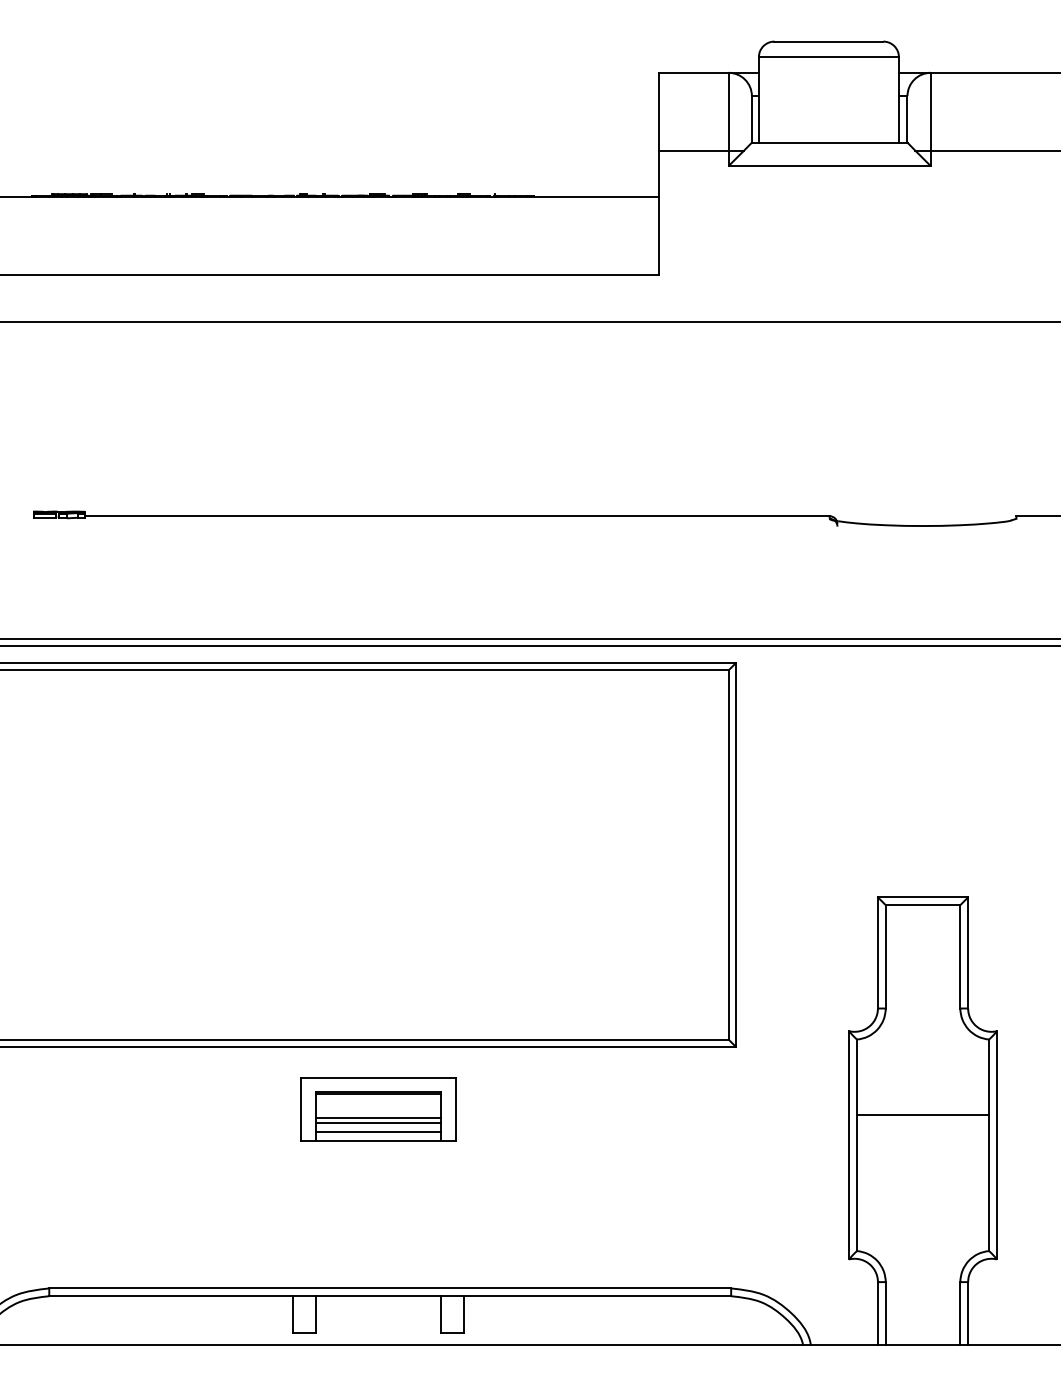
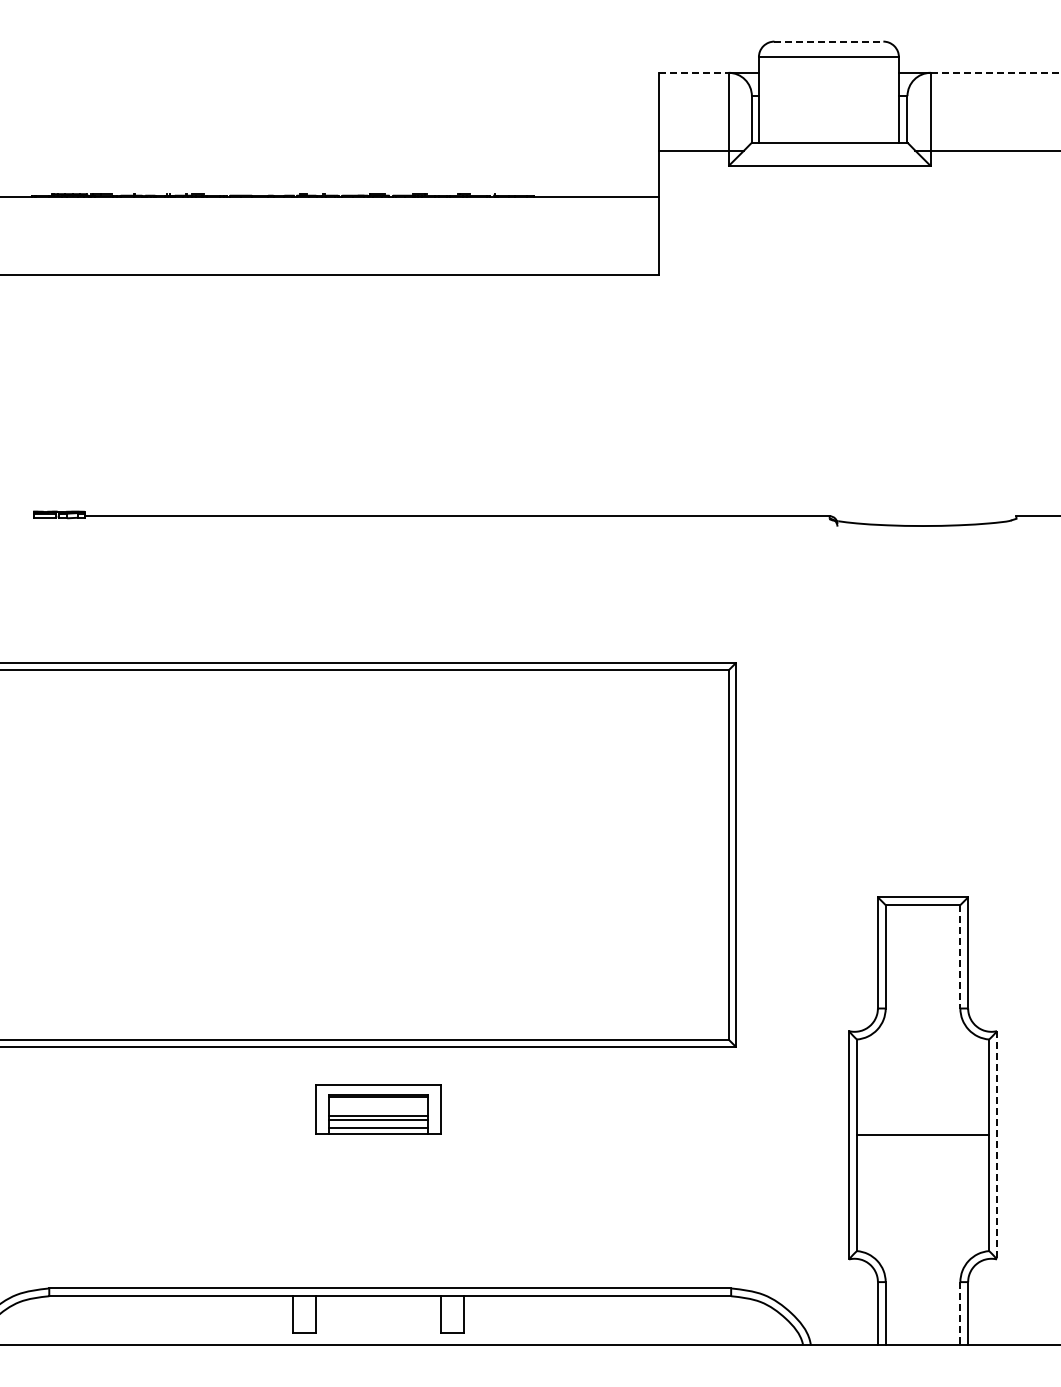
line: solid -> dashed (829, 41)
line: solid -> dashed (694, 72)
line: solid -> dashed (995, 72)
line: present -> none (529, 321)
line: present -> none (529, 638)
line: present -> none (529, 646)
line: solid -> dashed (960, 956)
part size: 157x65 px -> 127x51 px (378, 1109)
line position: (922, 1115) -> (922, 1135) (922, 1135)
line: solid -> dashed (996, 1145)
line: solid -> dashed (960, 1313)
